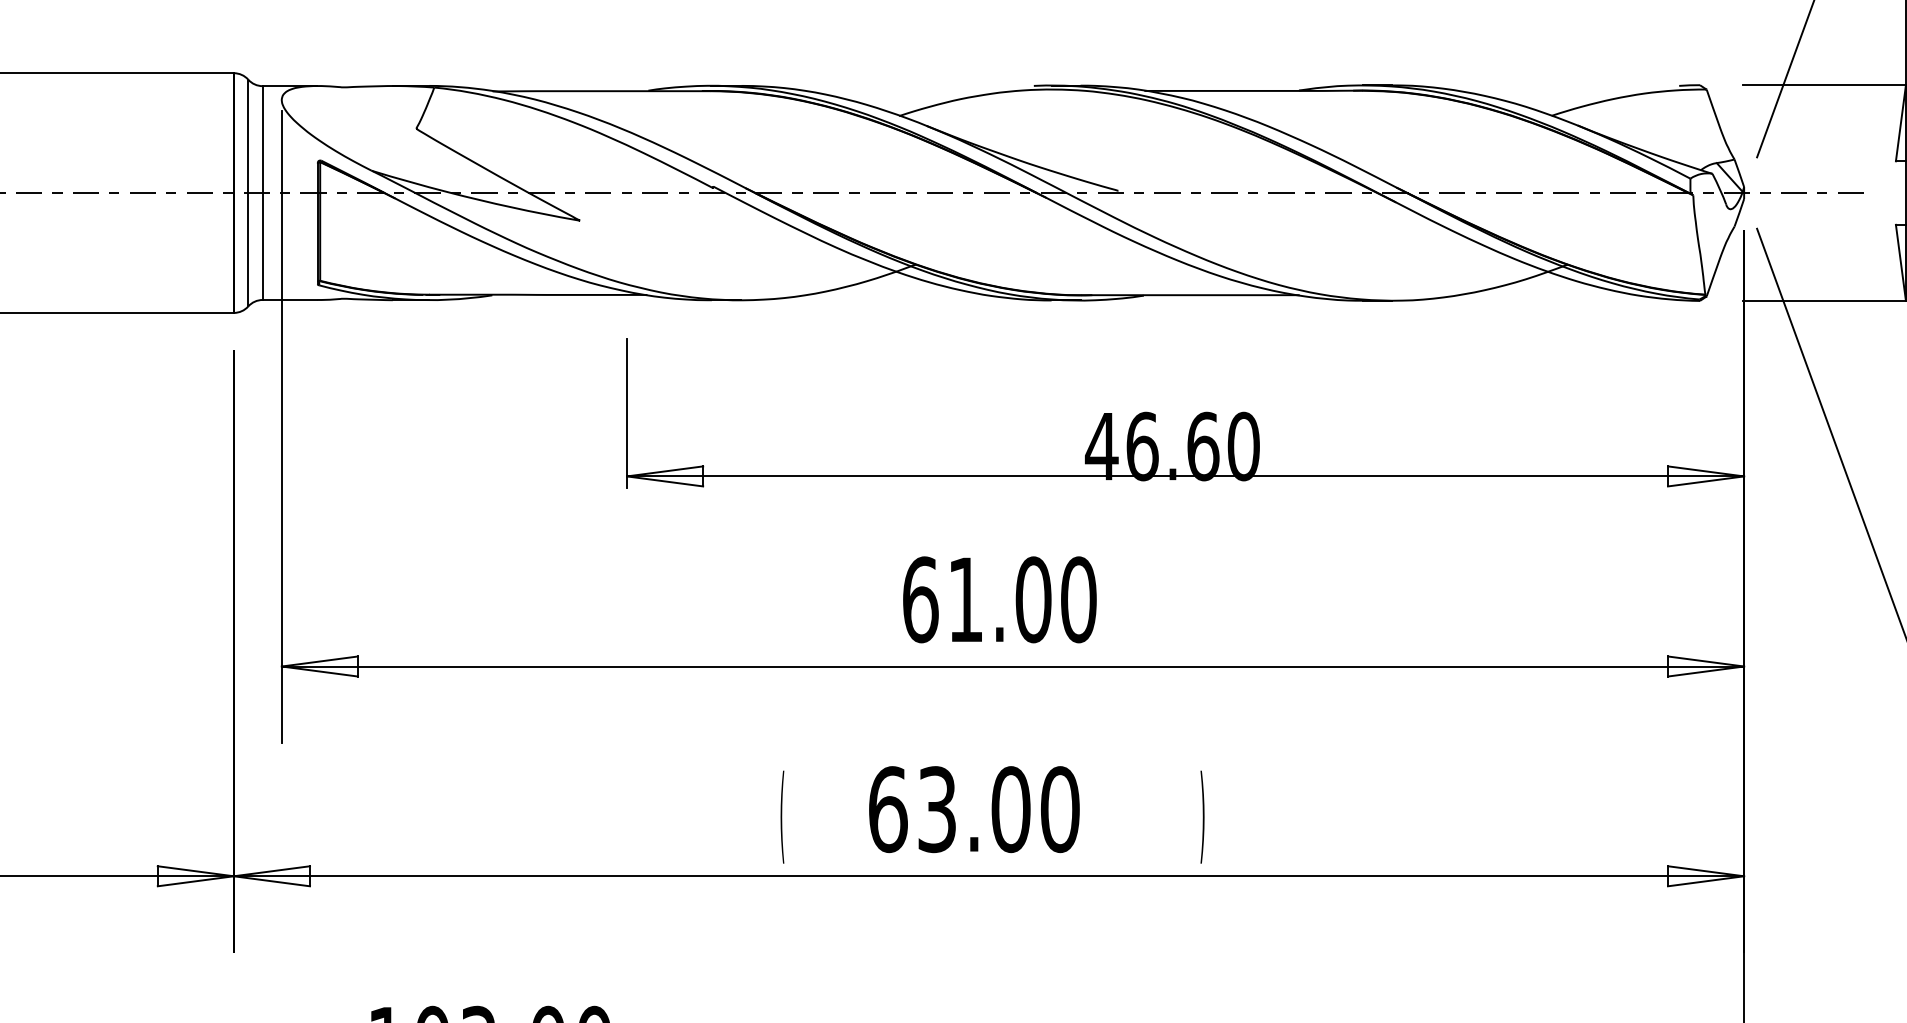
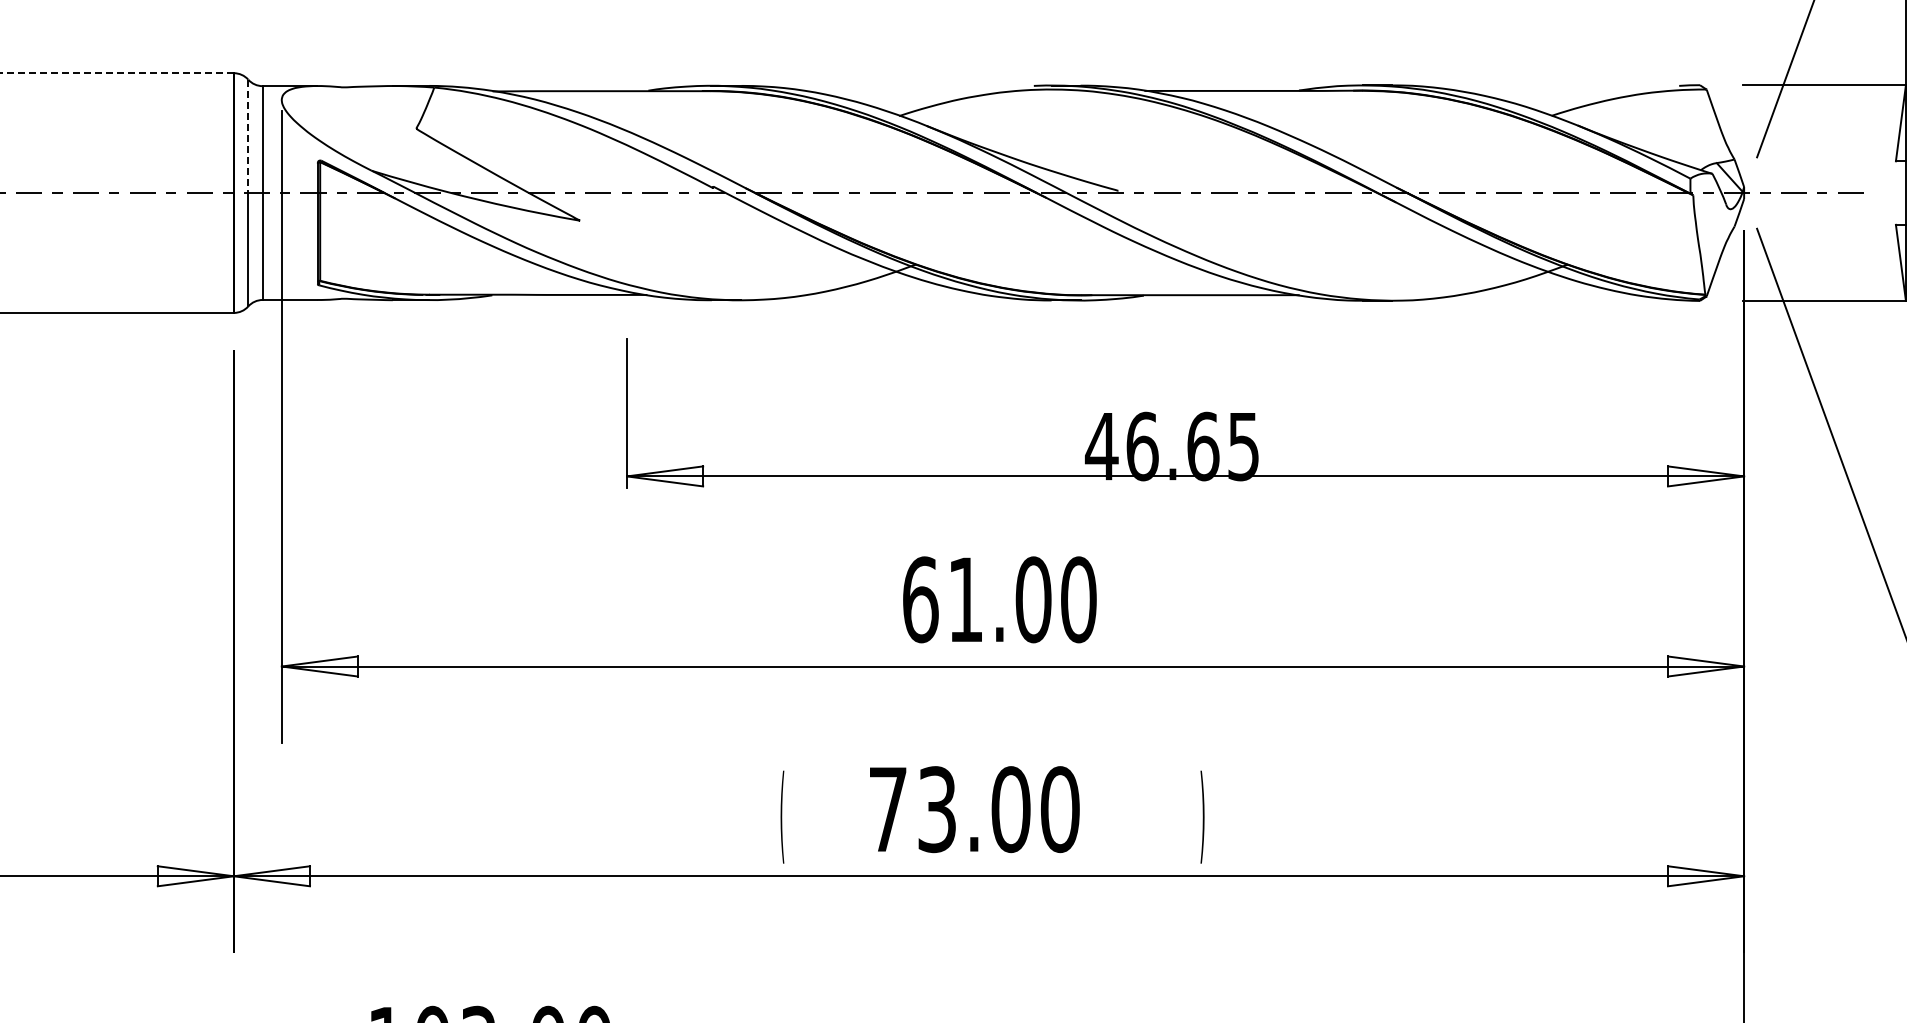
line: solid -> dashed (116, 73)
line: solid -> dashed (248, 136)
text: 46.60 -> 46.65 (1243, 446)
text: 63.00 -> 73.00 (888, 809)
